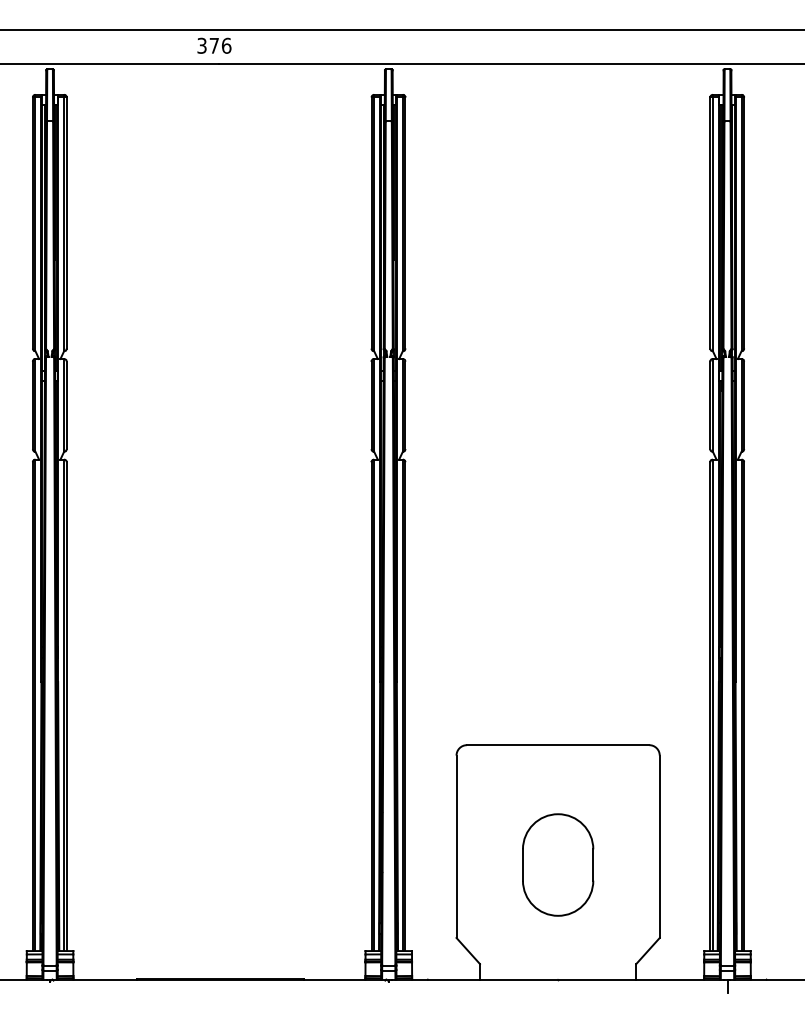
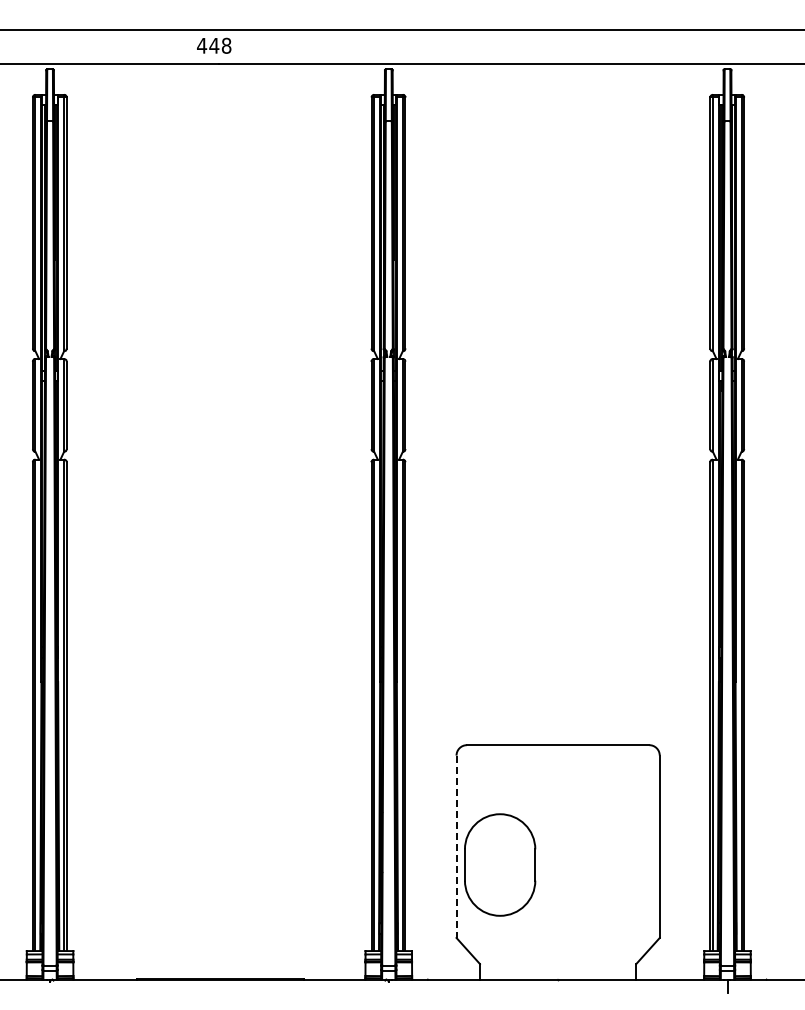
text: 376 -> 448 (214, 45)
line: solid -> dashed (456, 847)
part position: (558, 864) -> (500, 864) (500, 864)
